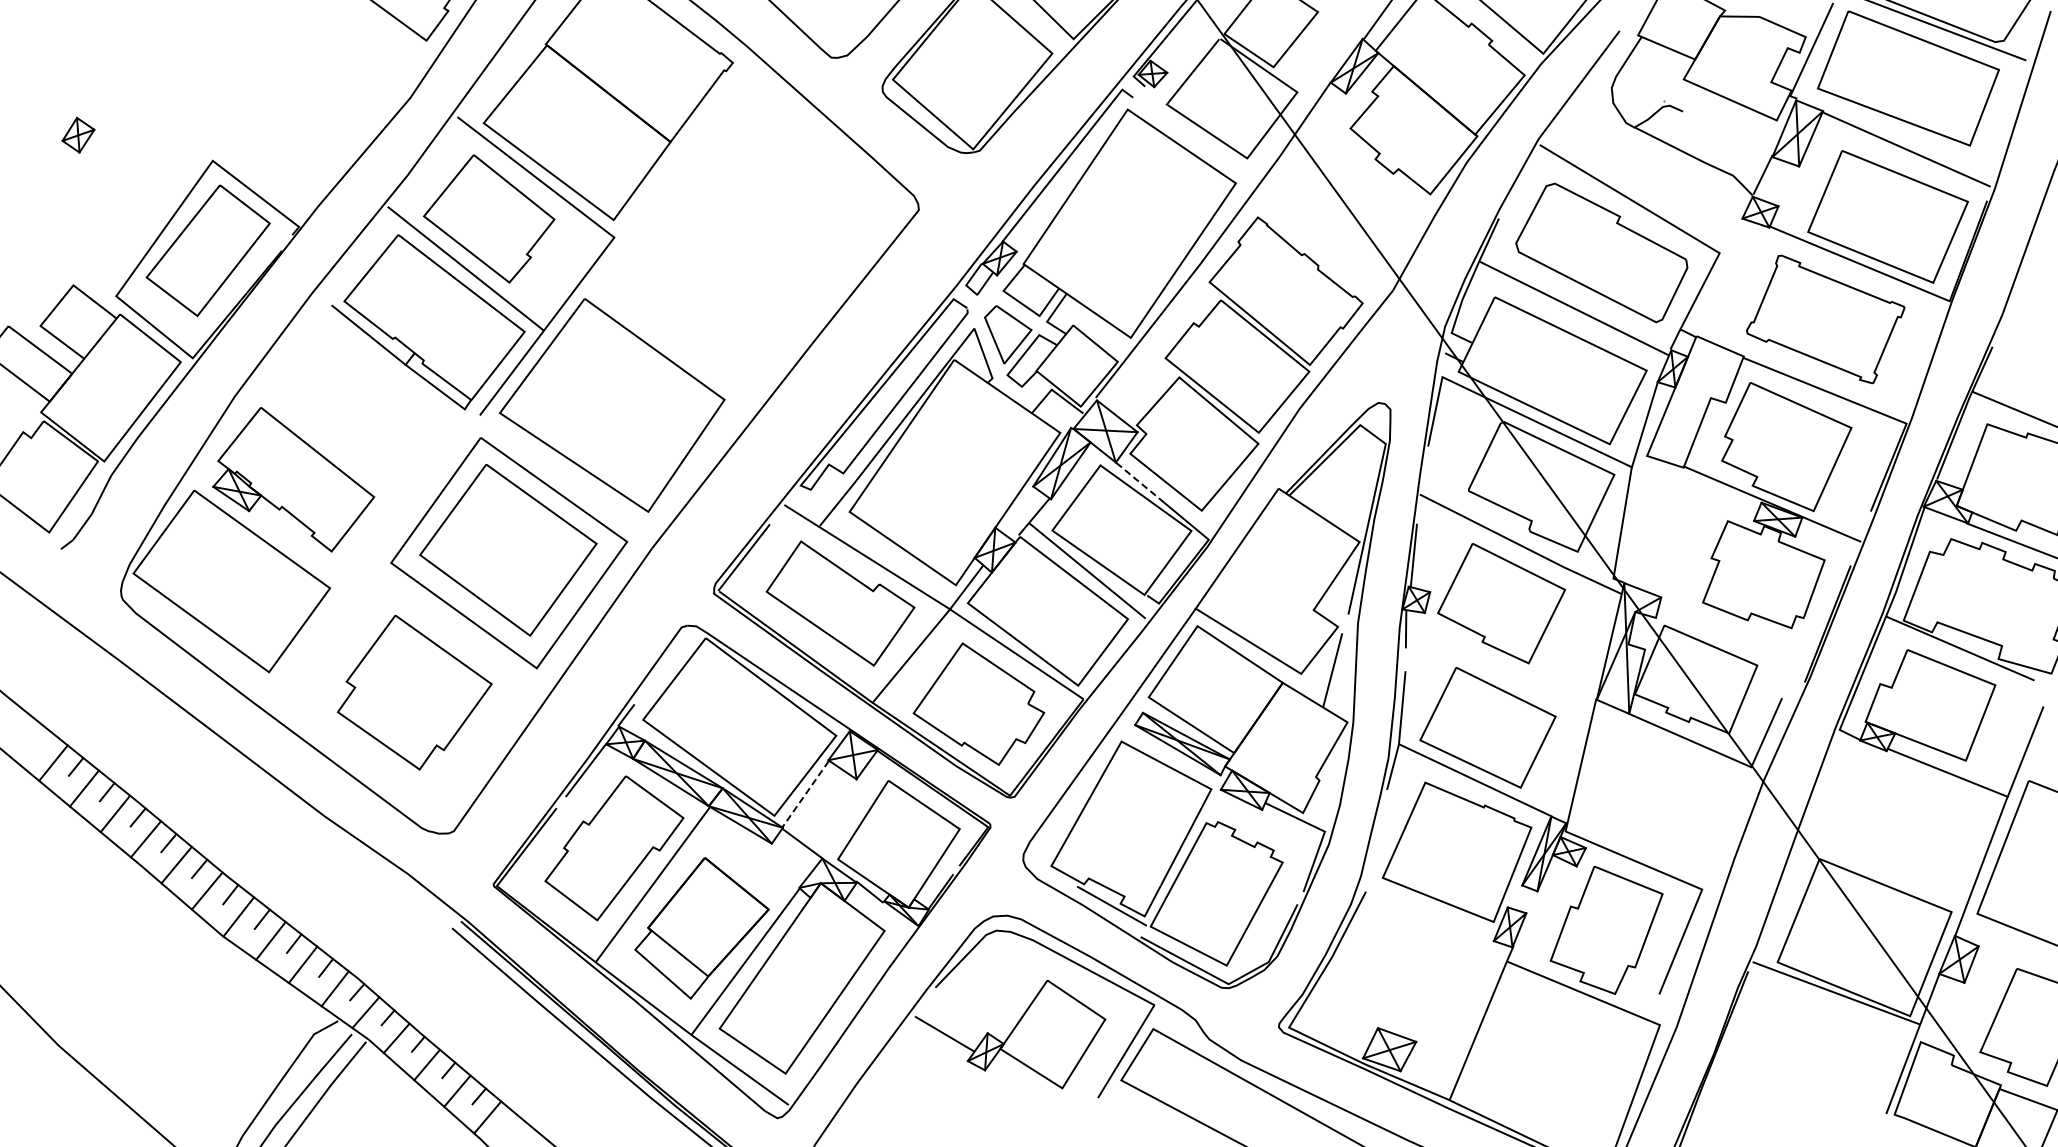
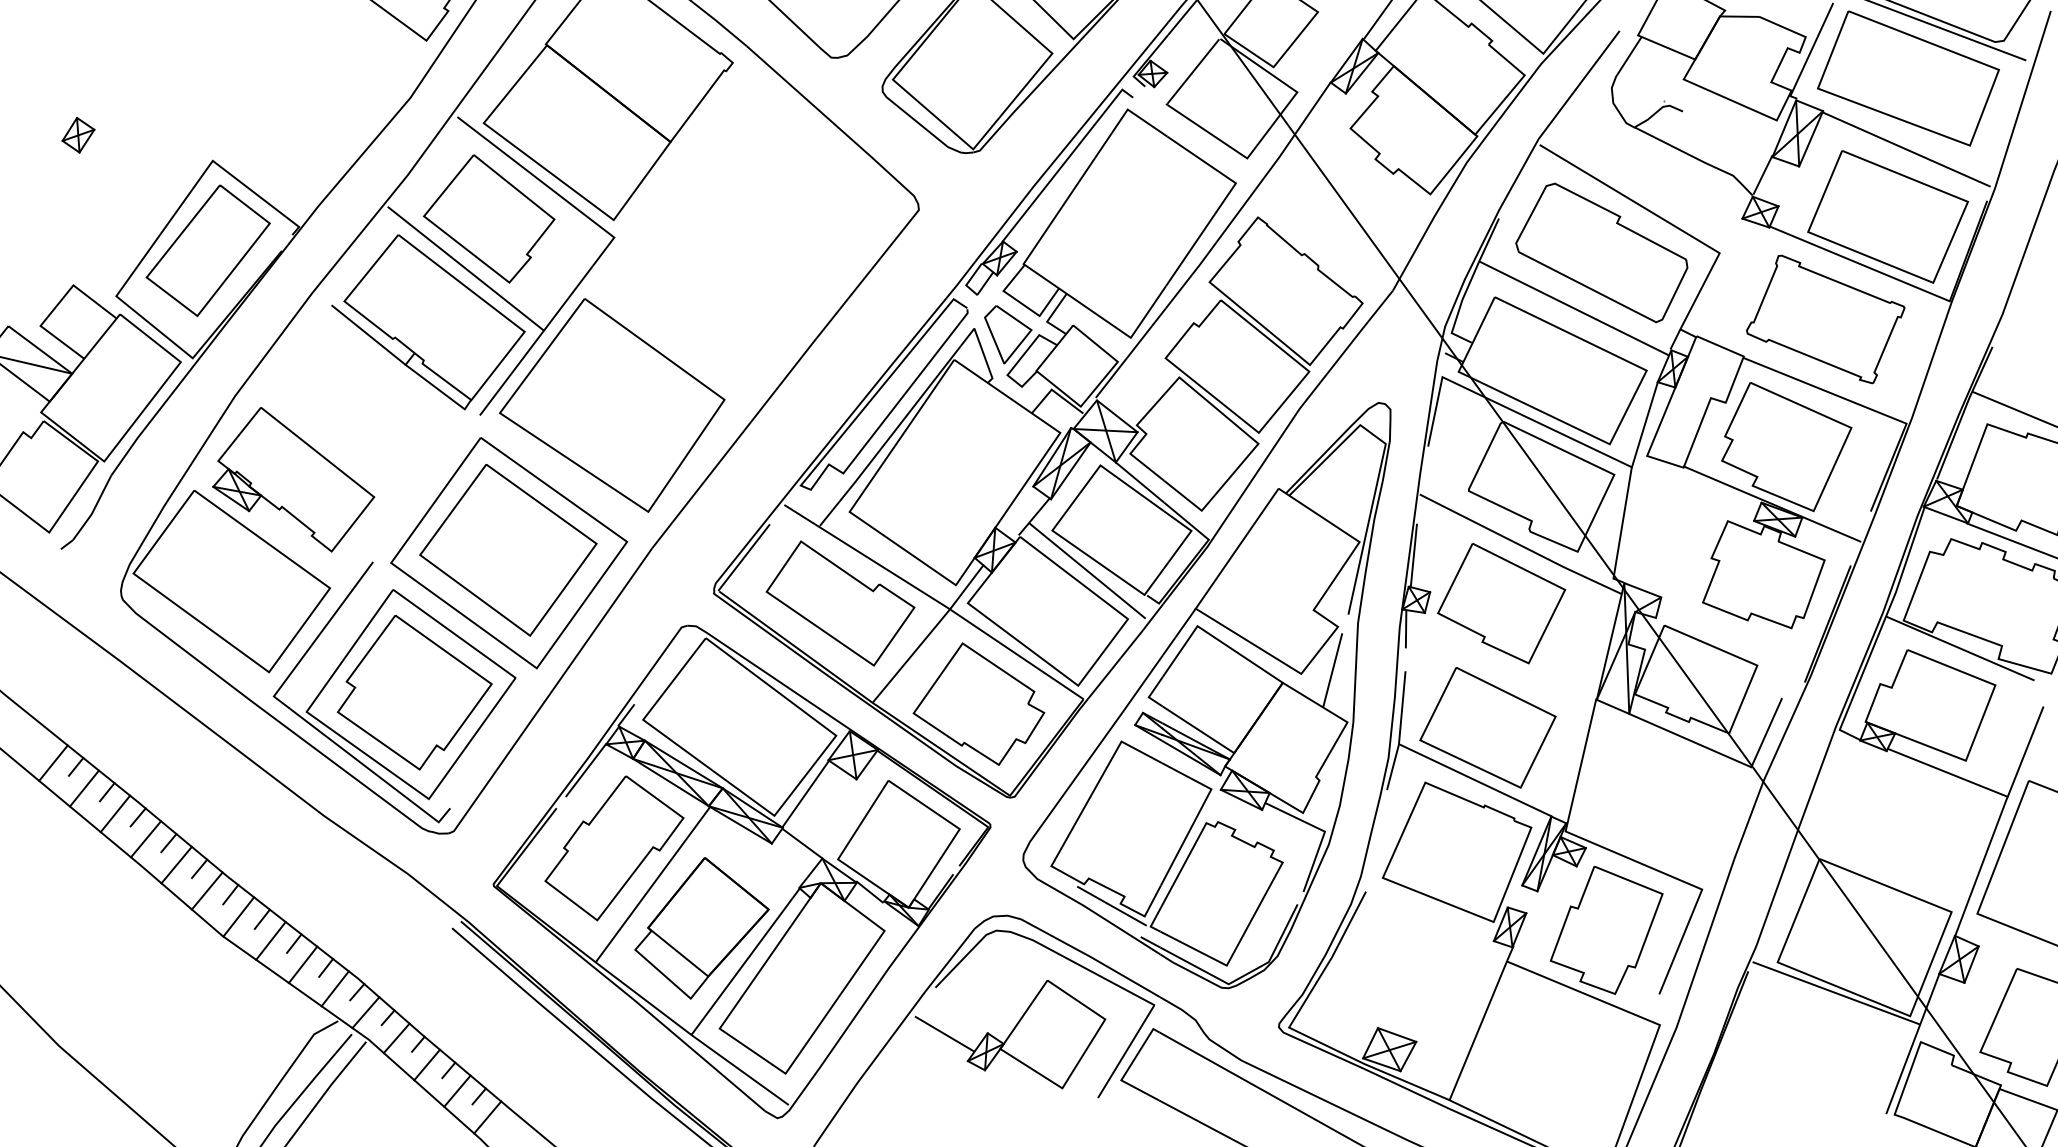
line: none -> present (37, 365)
line: dashed -> solid (1139, 482)
part: none -> present (394, 692)
line: dashed -> solid (805, 794)
